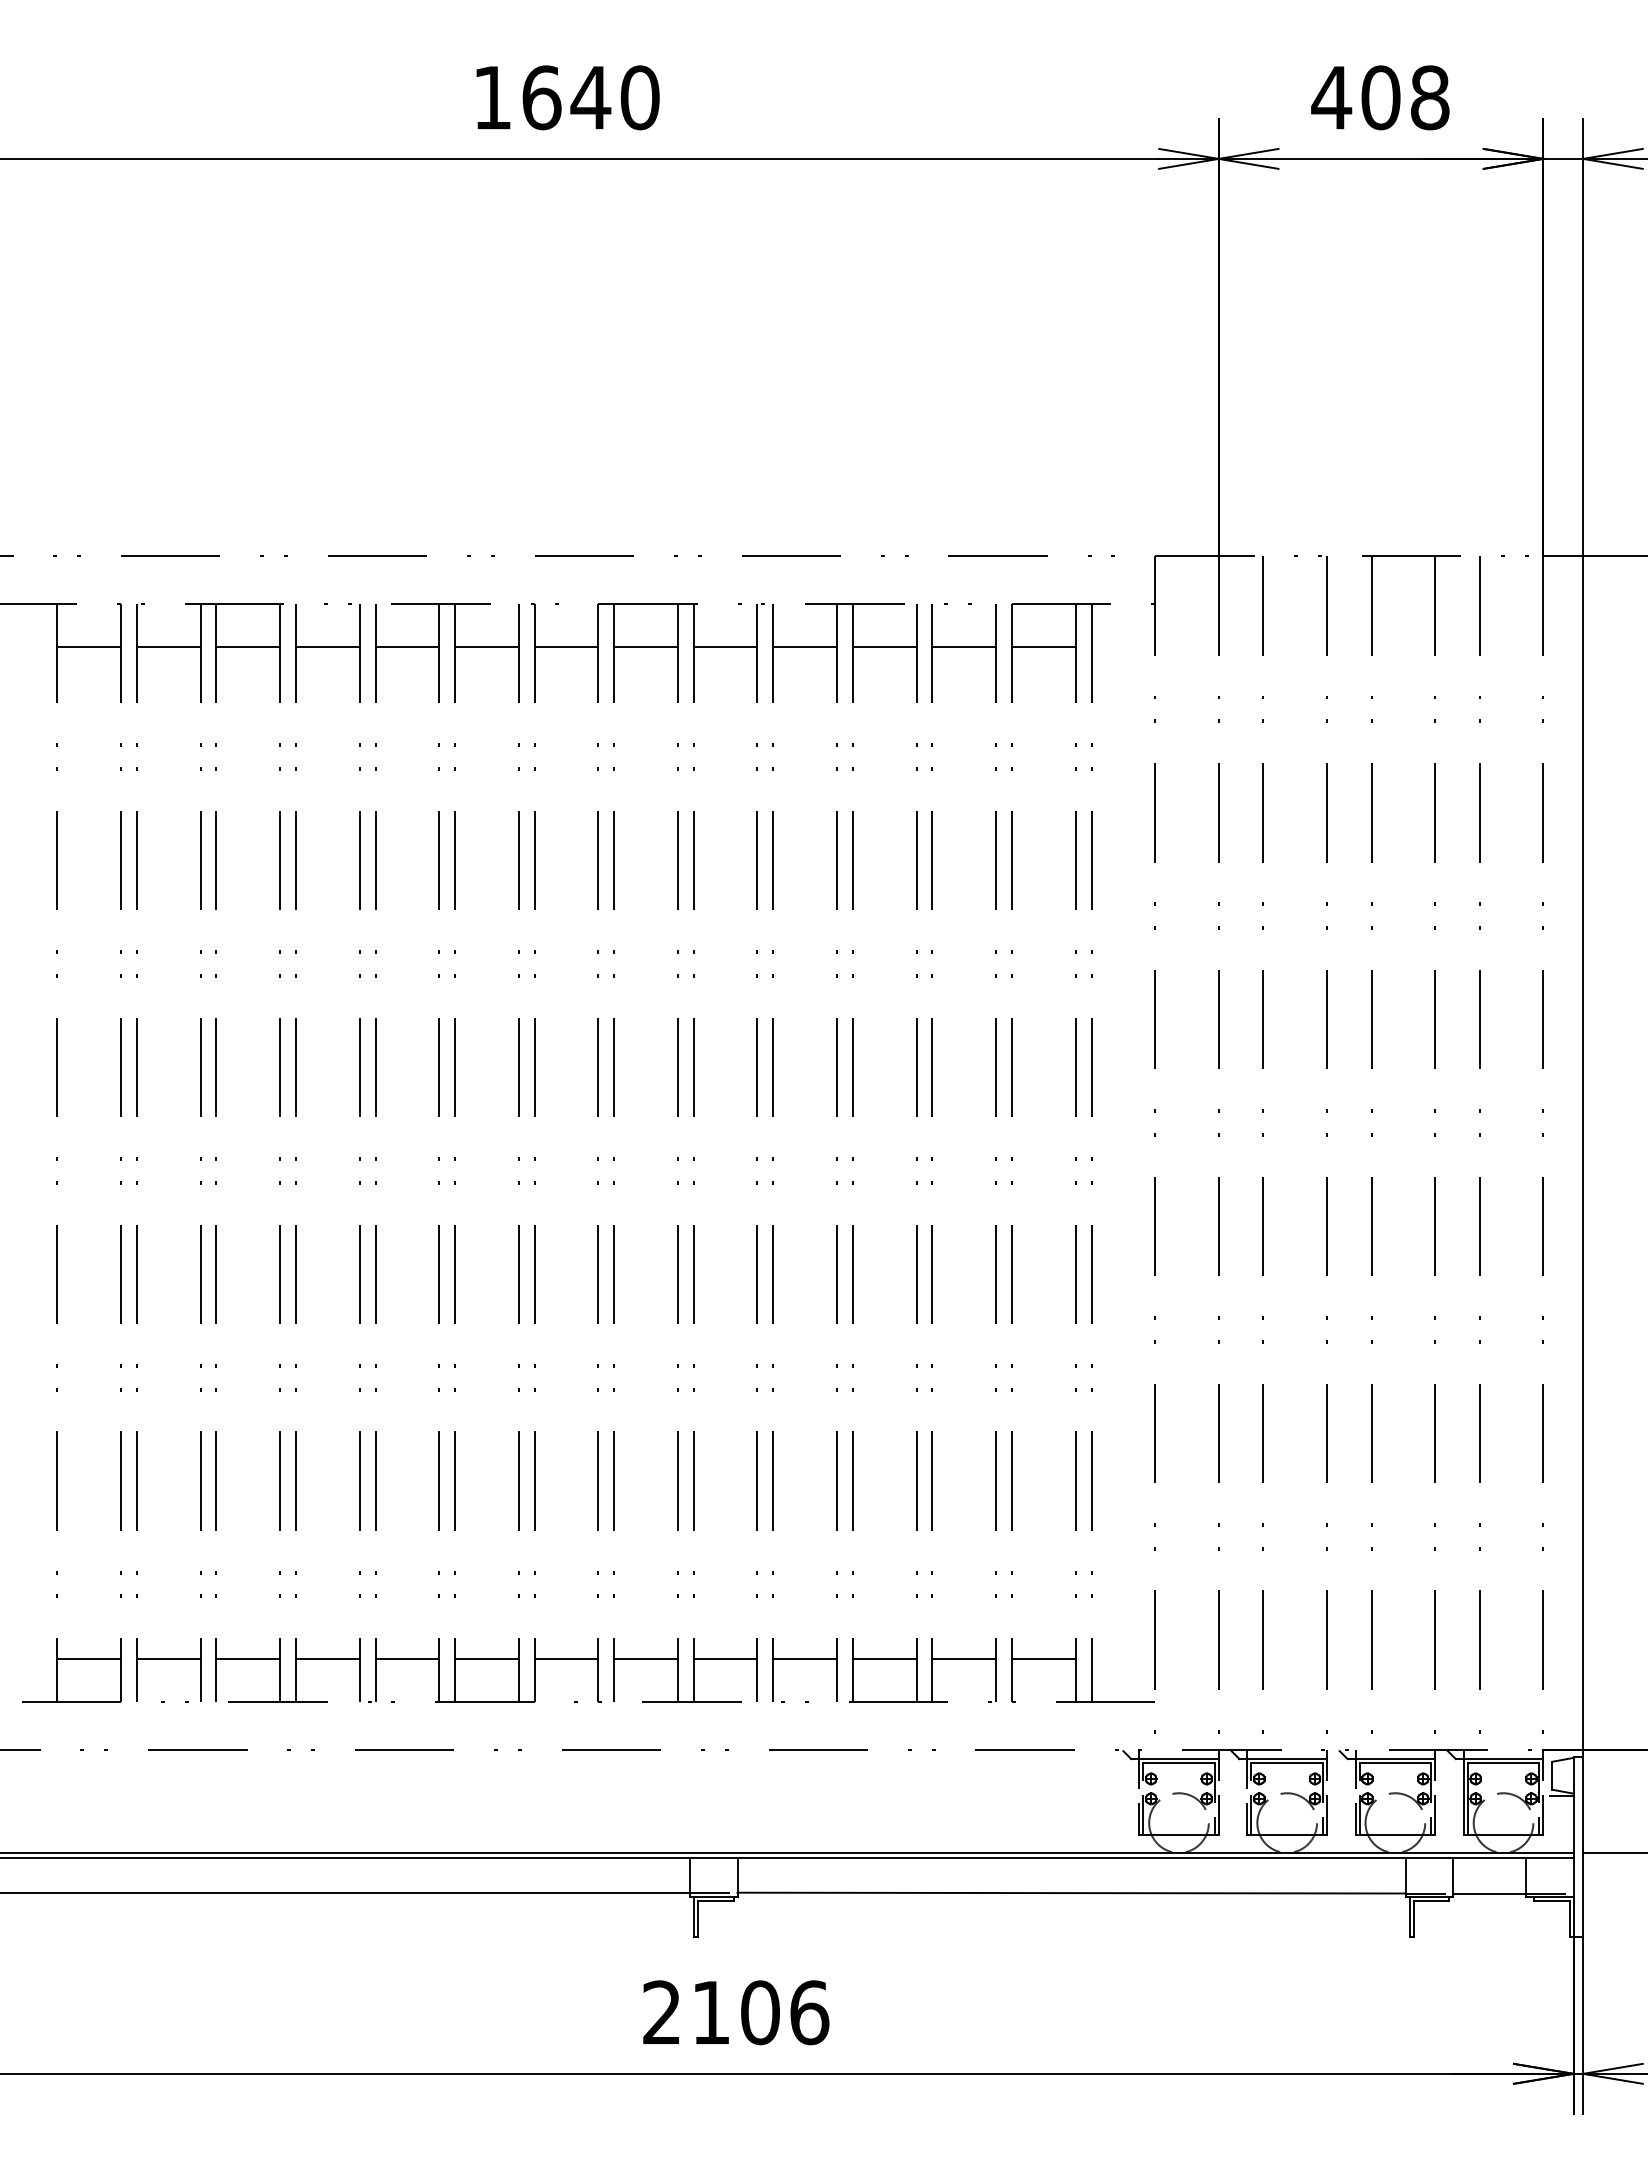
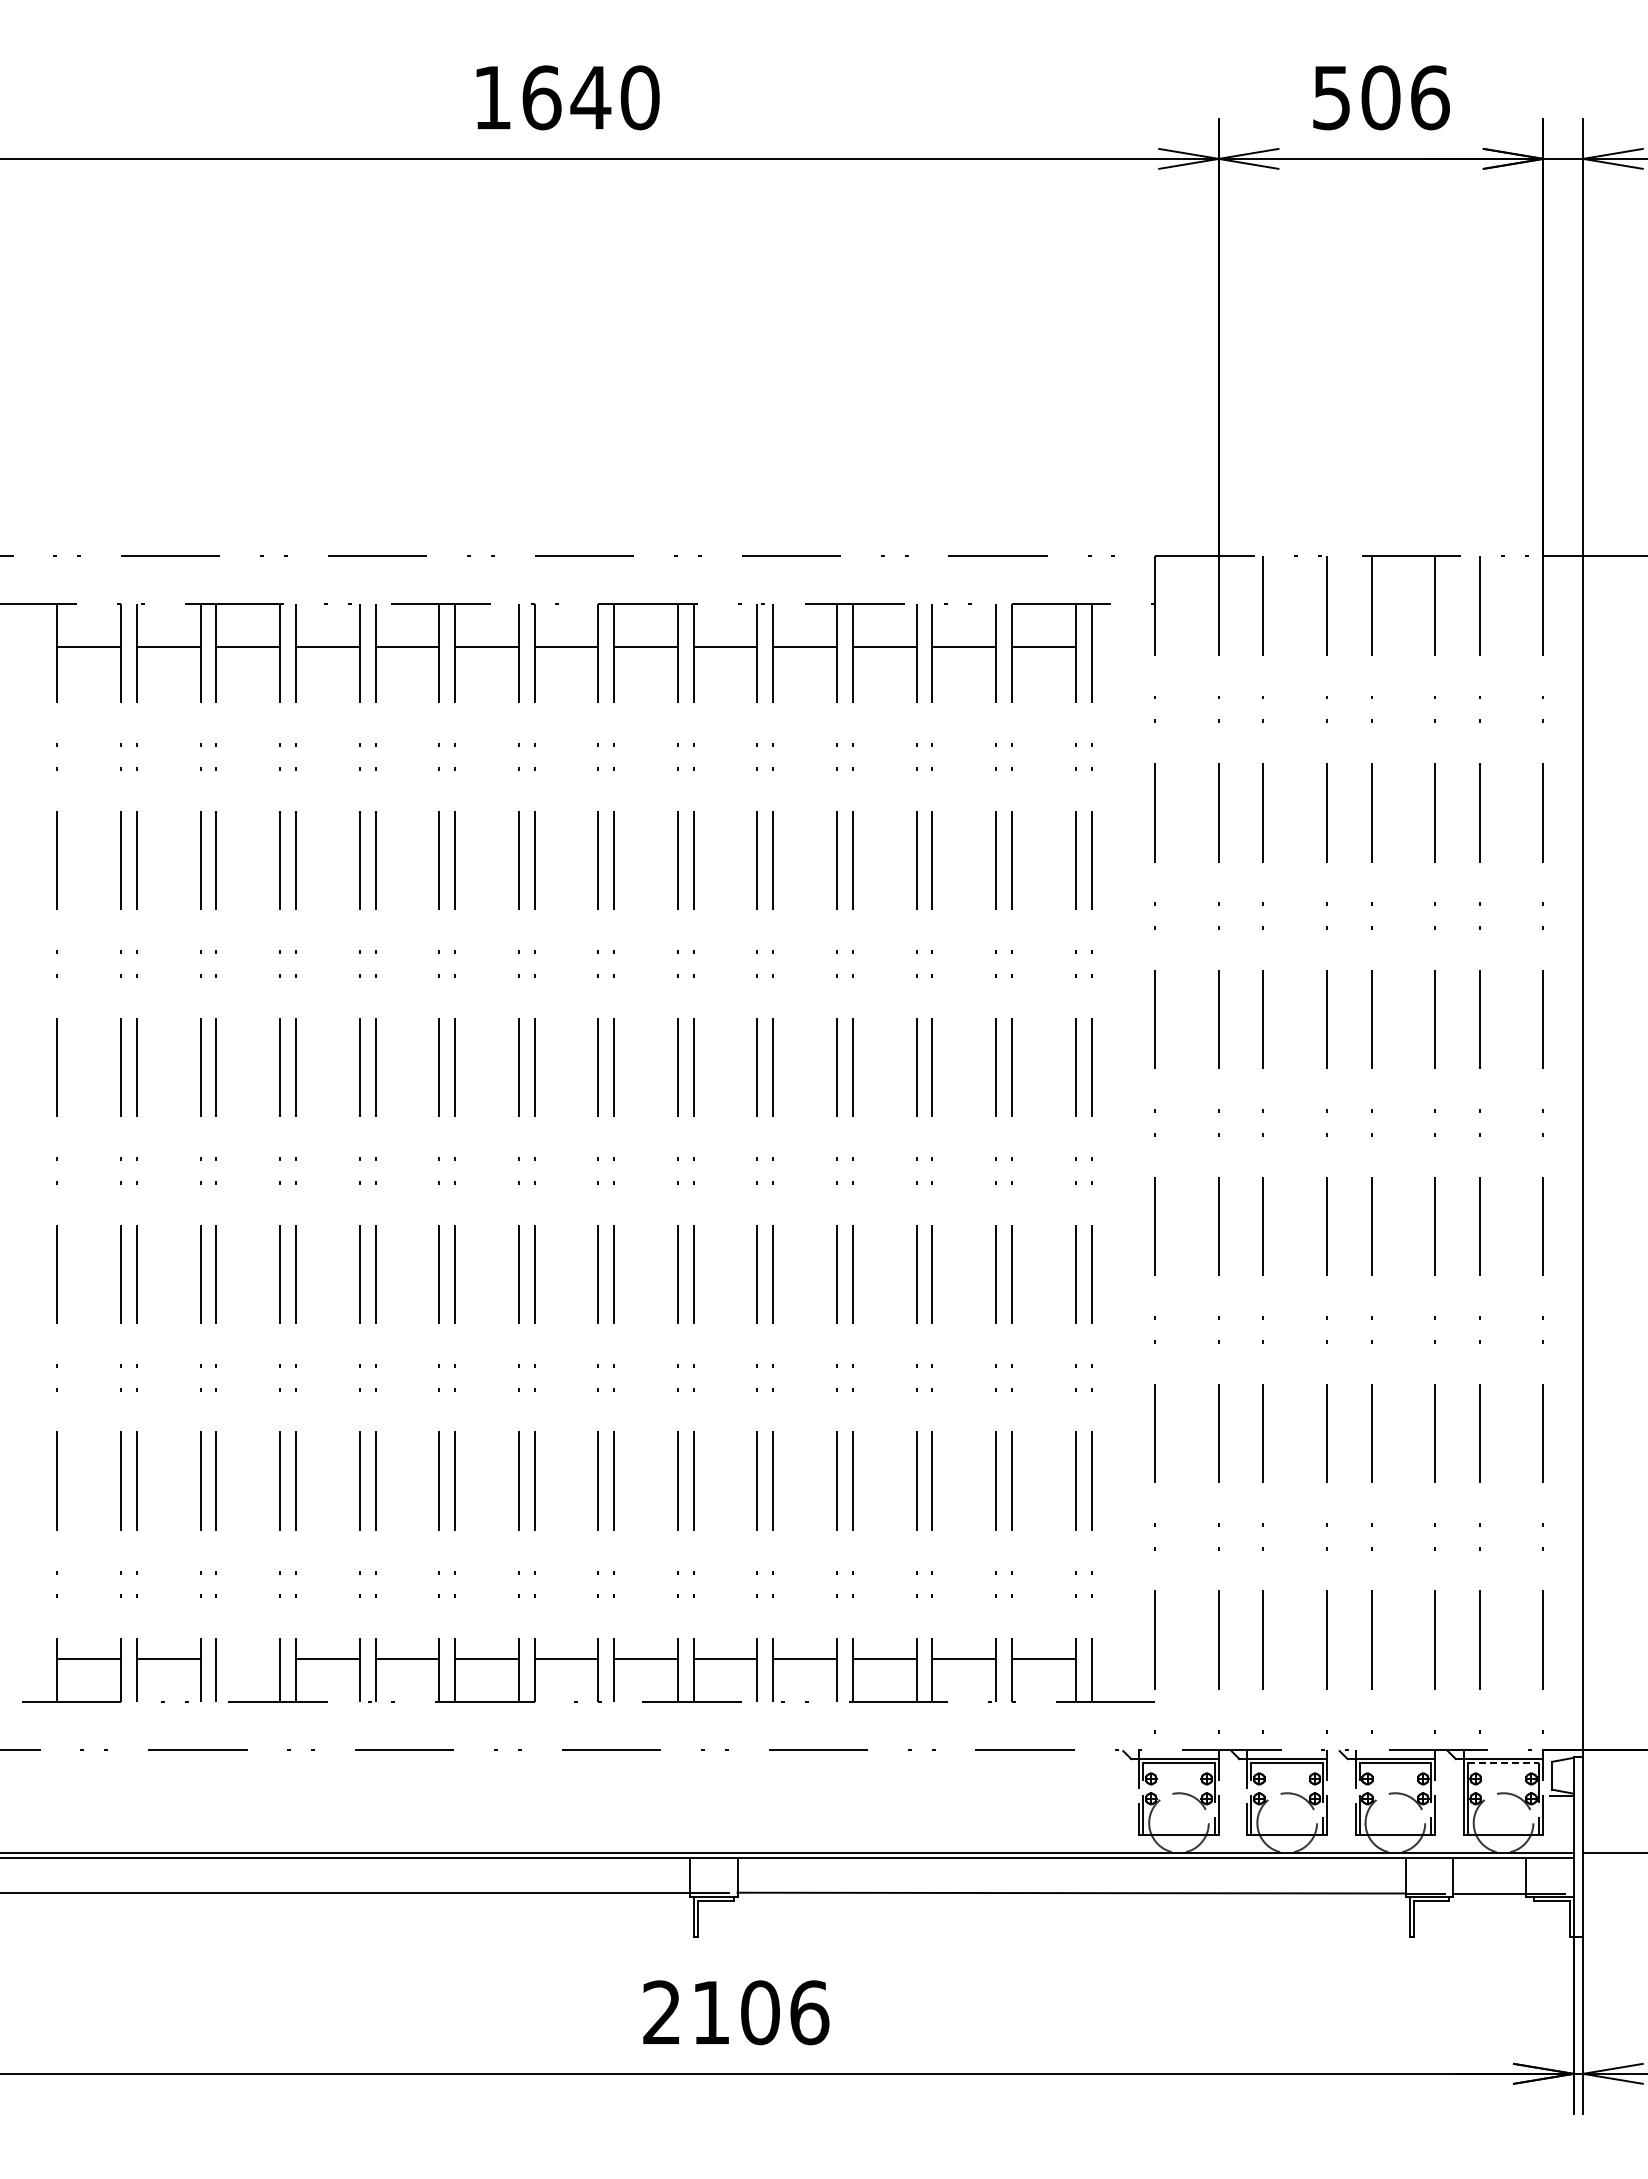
text: 408 -> 506 (1380, 97)
line: present -> none (248, 1659)
line: solid -> dashed (1503, 1763)
